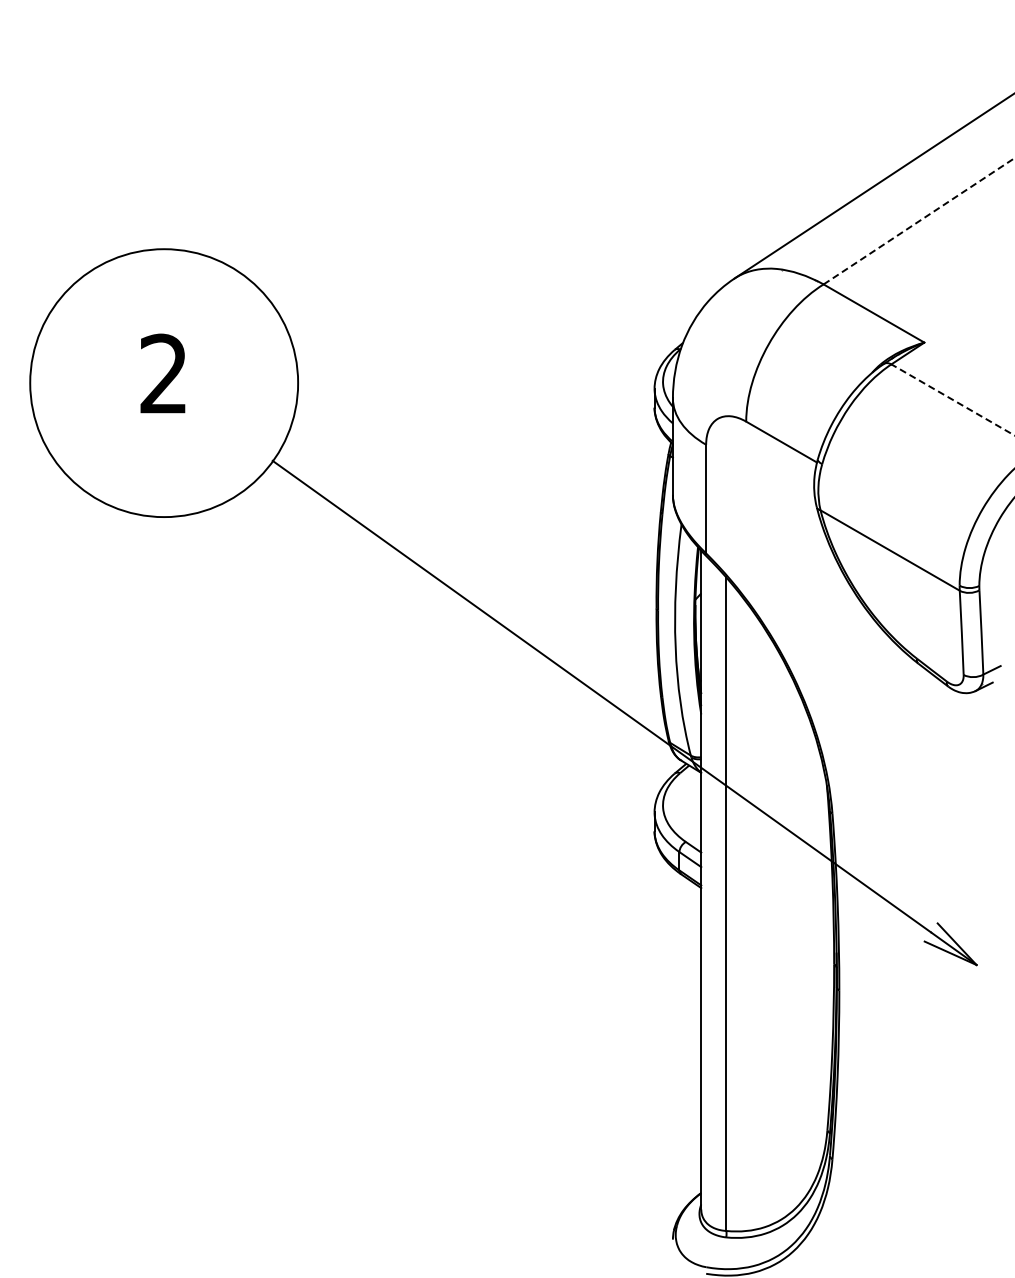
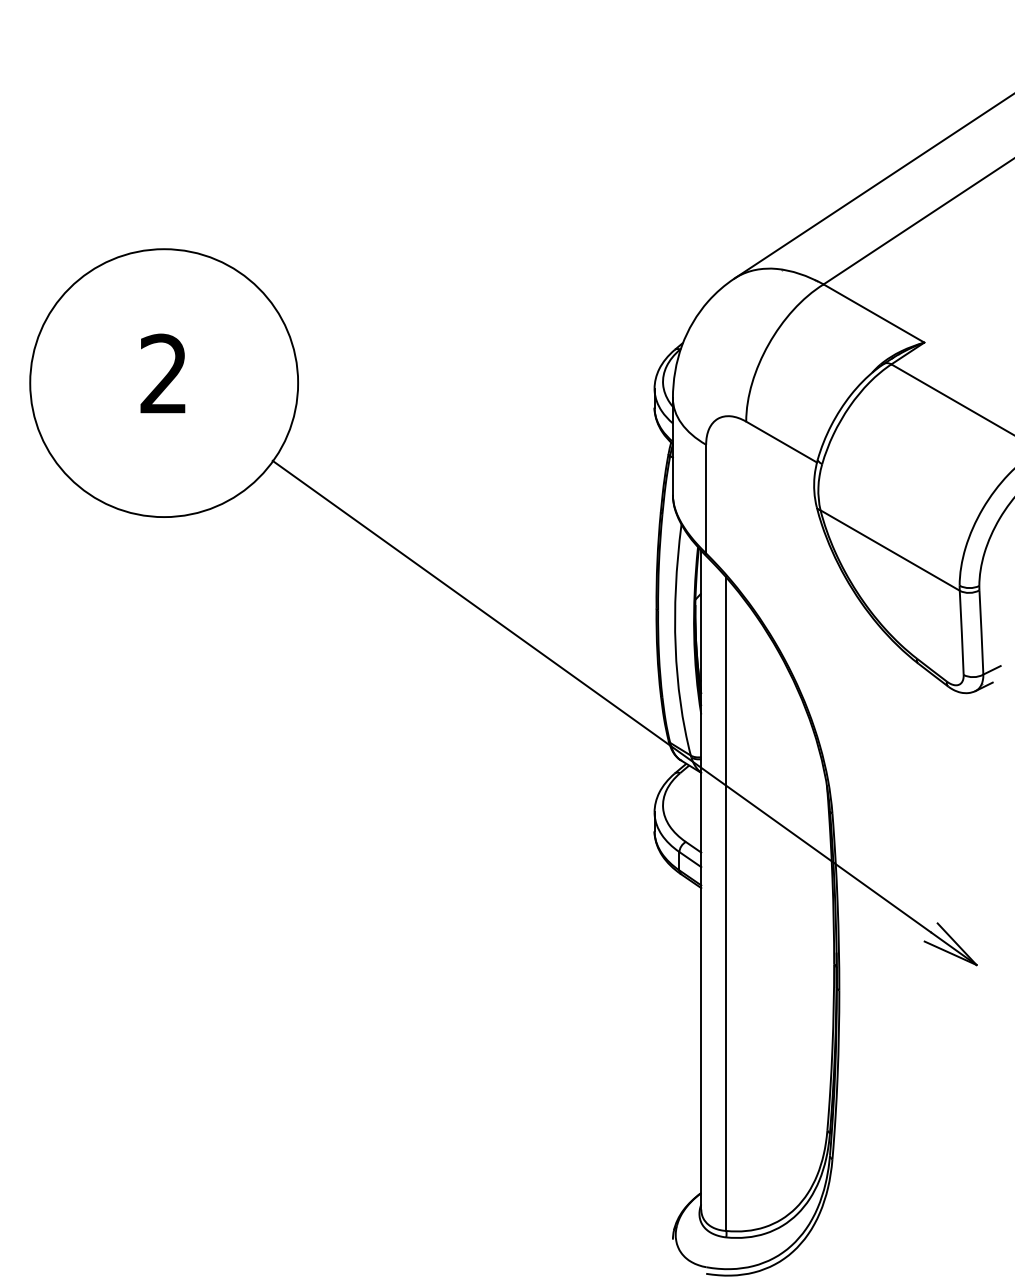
line: dashed -> solid (919, 221)
line: dashed -> solid (952, 399)
